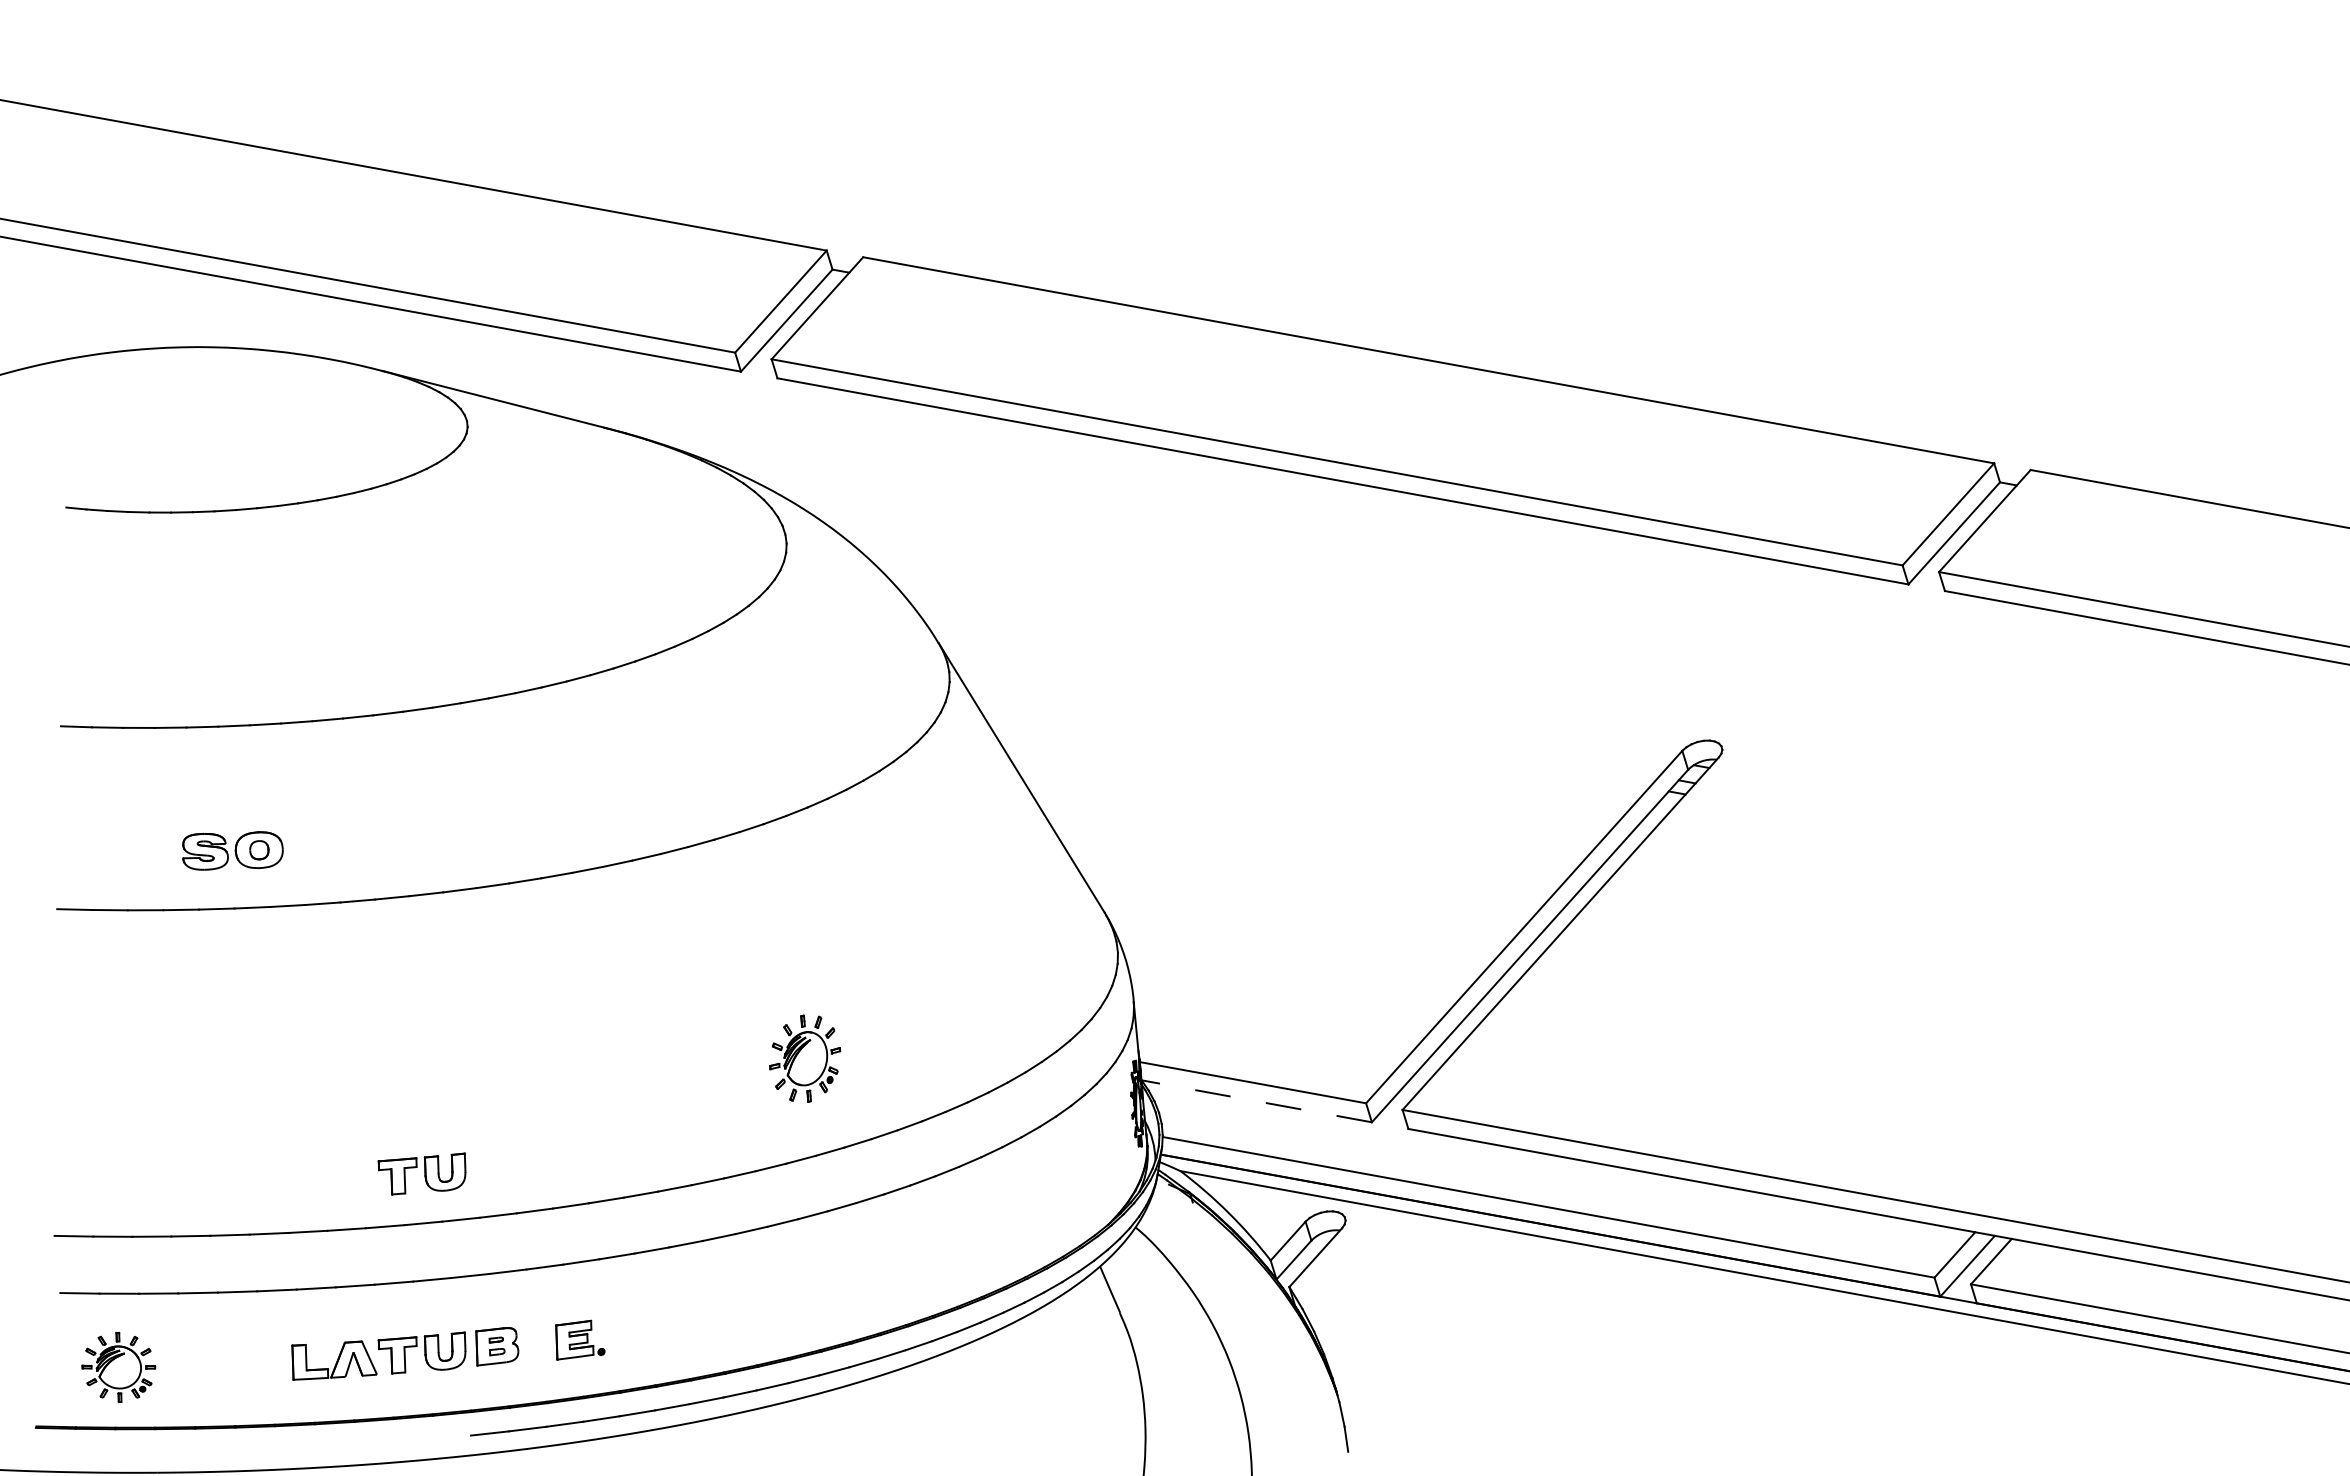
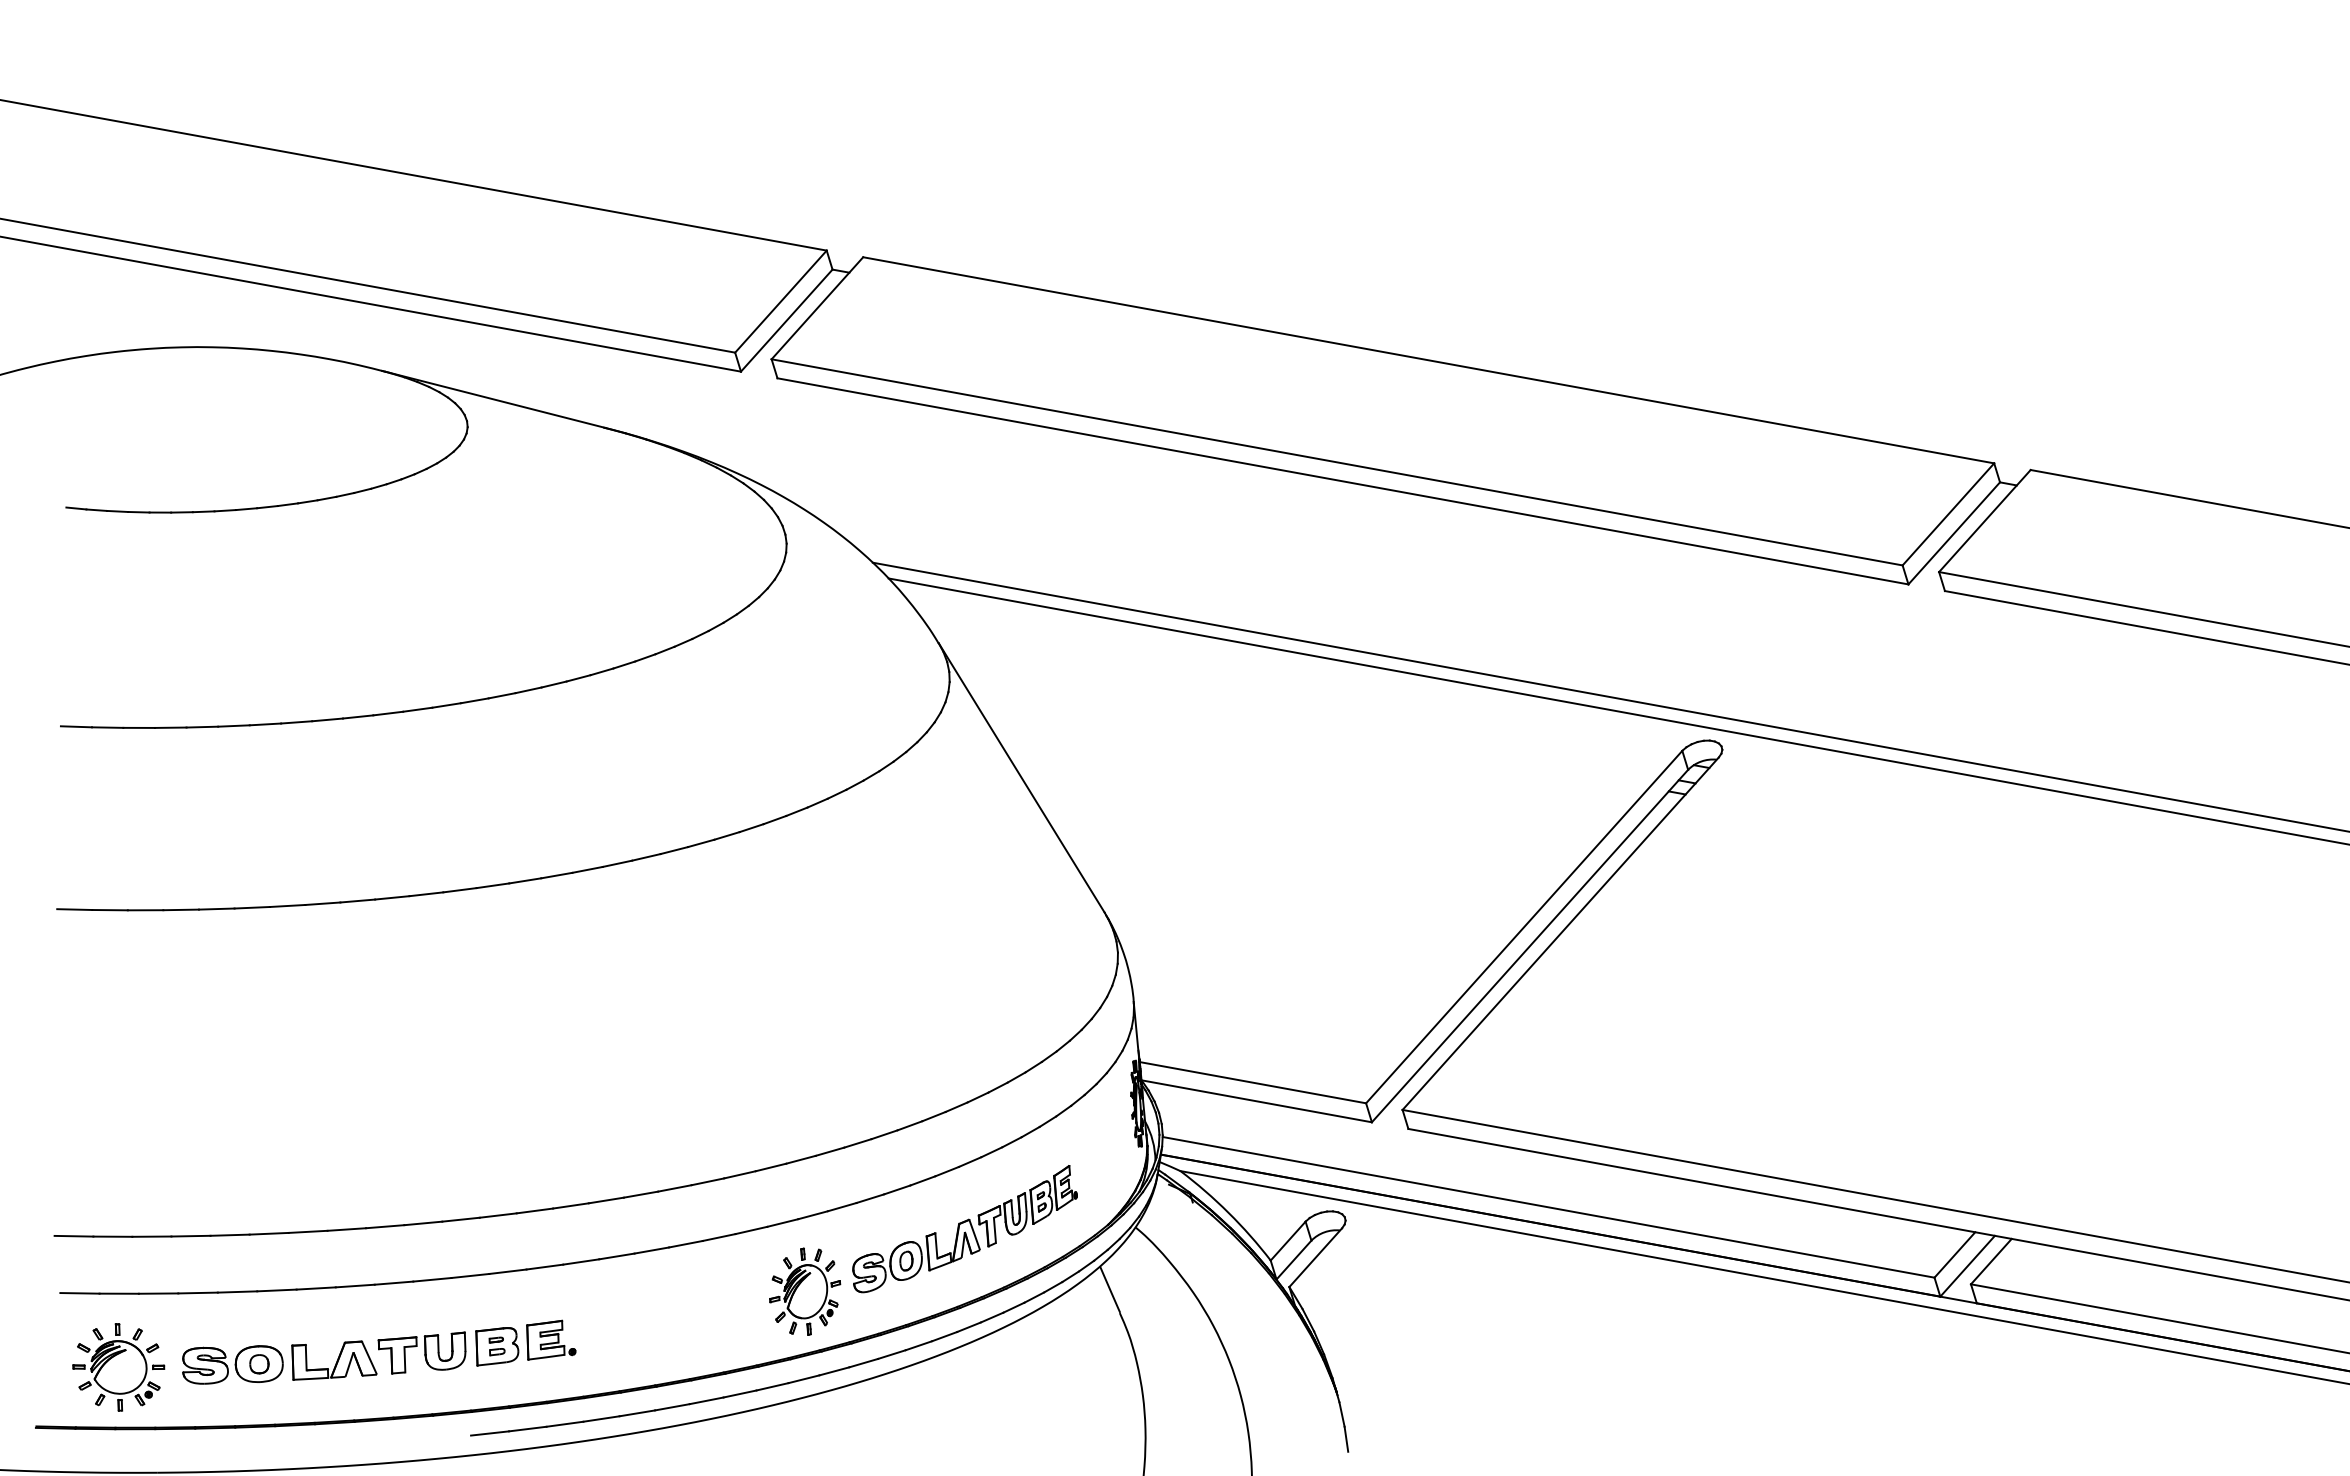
line: none -> present (1609, 696)
line: none -> present (1617, 711)
part position: (232, 850) -> (232, 1364) (232, 1364)
part position: (805, 1058) -> (805, 1291) (805, 1291)
line: dashed -> solid (1256, 1101)
part: present -> none (421, 1173)
part: none -> present (964, 1229)
part position: (580, 1339) -> (551, 1339) (551, 1339)
part size: 76x72 px -> 94x89 px (118, 1367)
